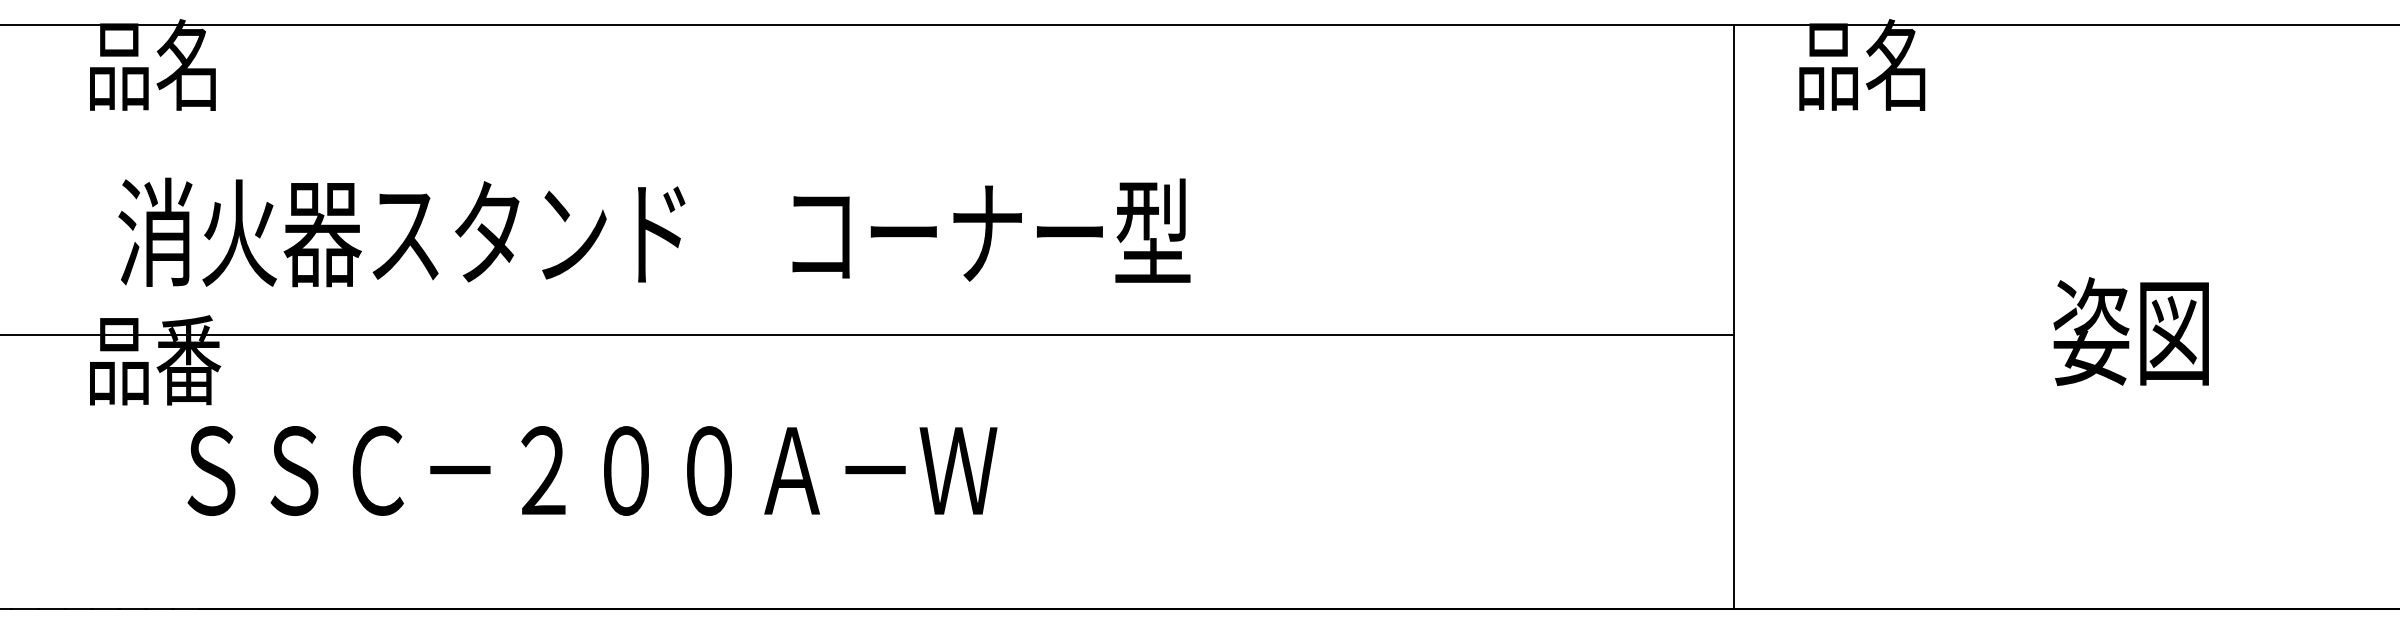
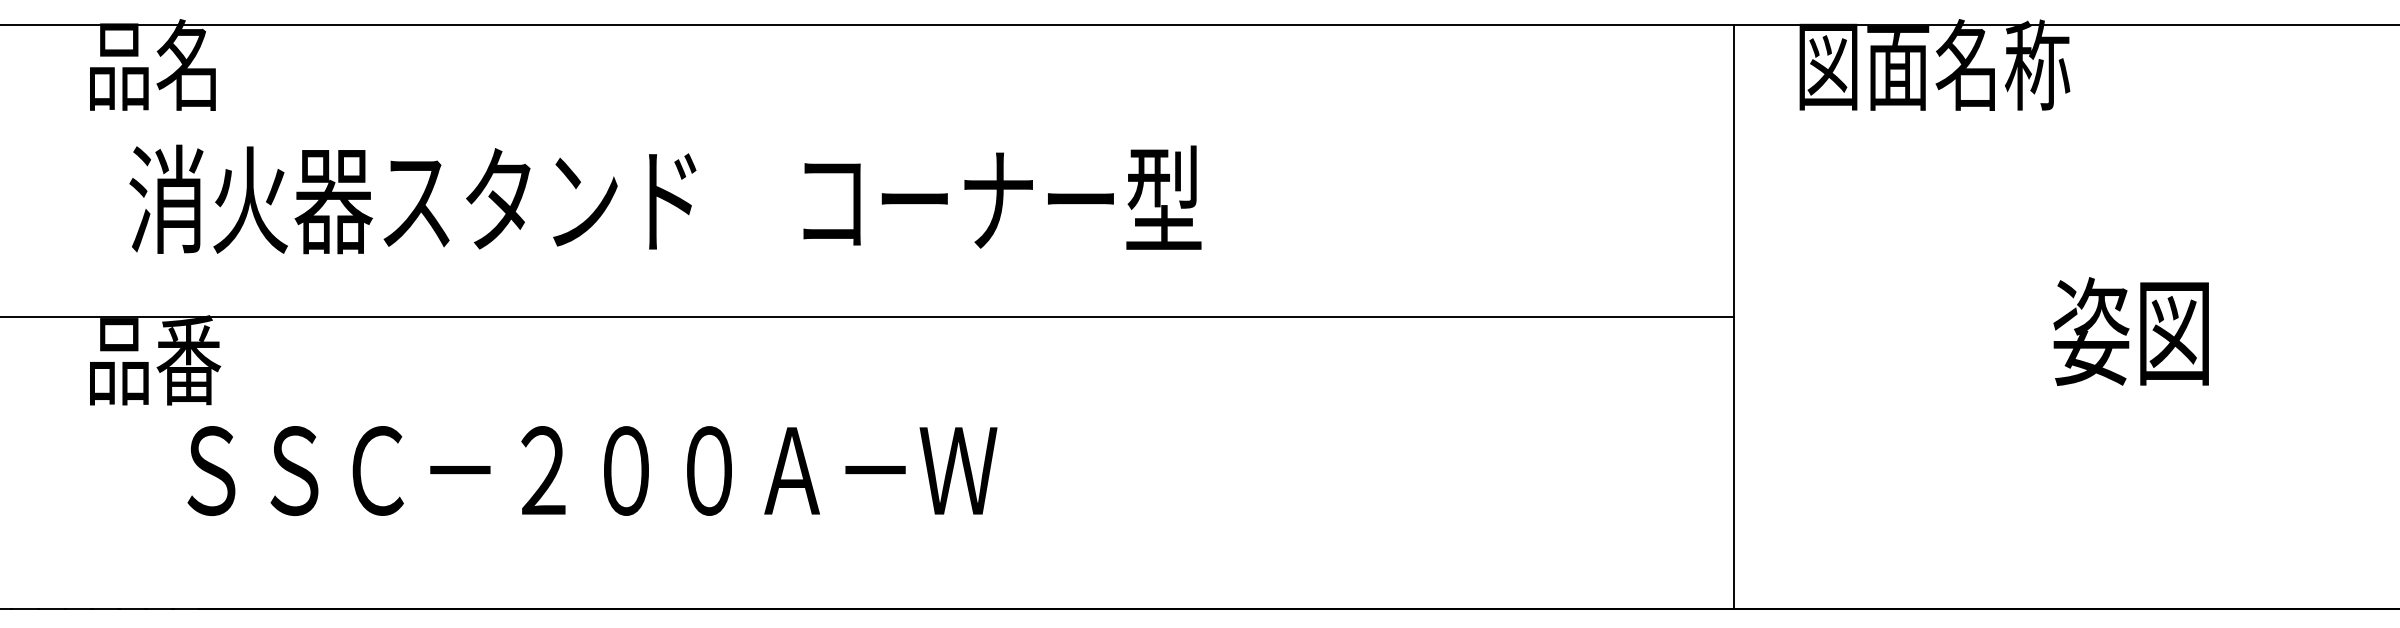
text: 品名 -> 図面名称 (1934, 64)
text position: (654, 232) -> (665, 199) (665, 199)
line position: (868, 335) -> (868, 317) (868, 317)
